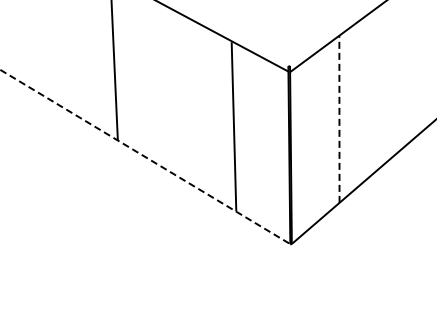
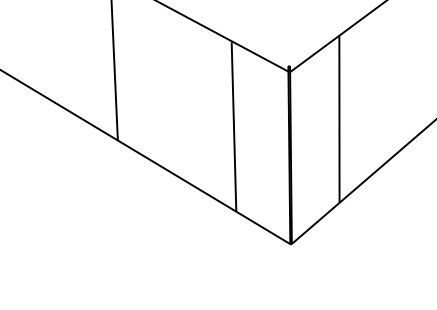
line: dashed -> solid (339, 119)
line: dashed -> solid (145, 157)
